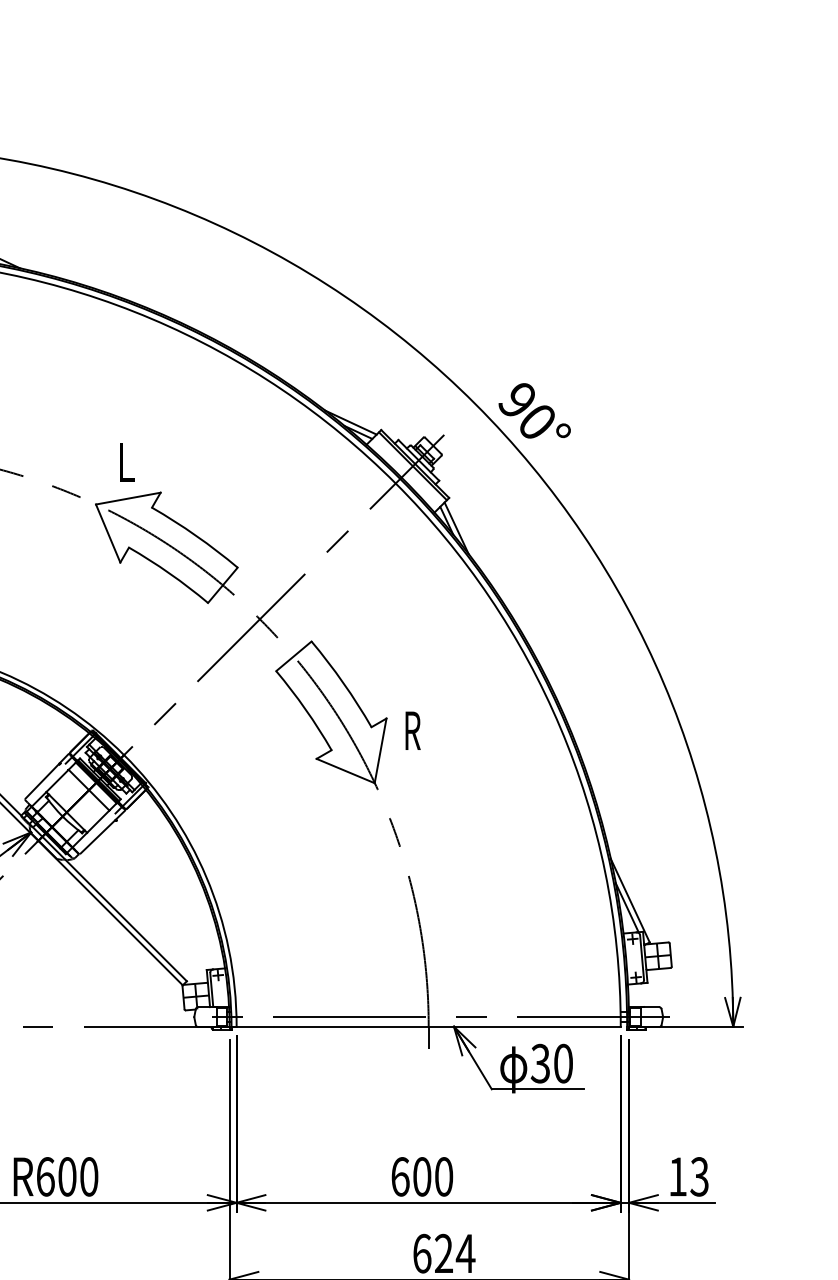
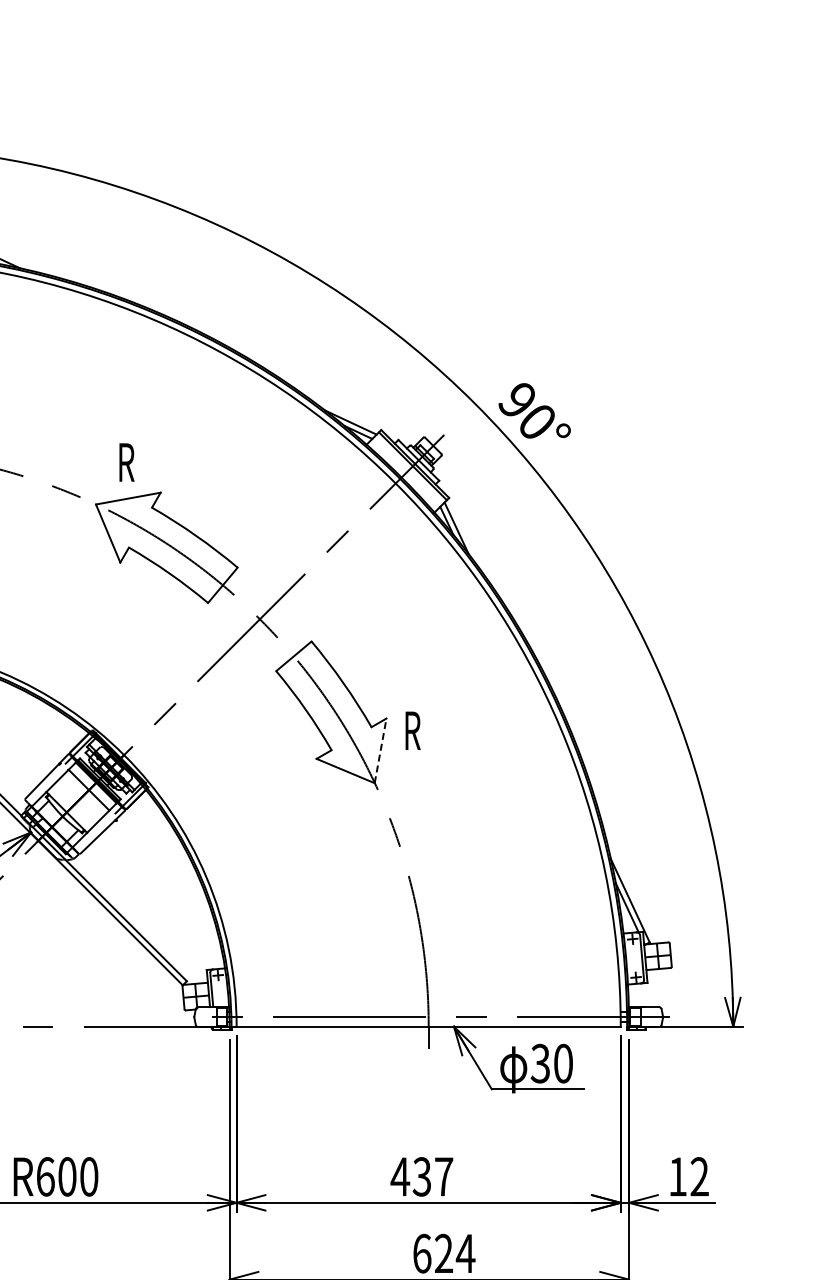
text: L -> R (126, 462)
line: solid -> dashed (380, 750)
text: 600 -> 437 (421, 1176)
text: 13 -> 12 (699, 1177)
